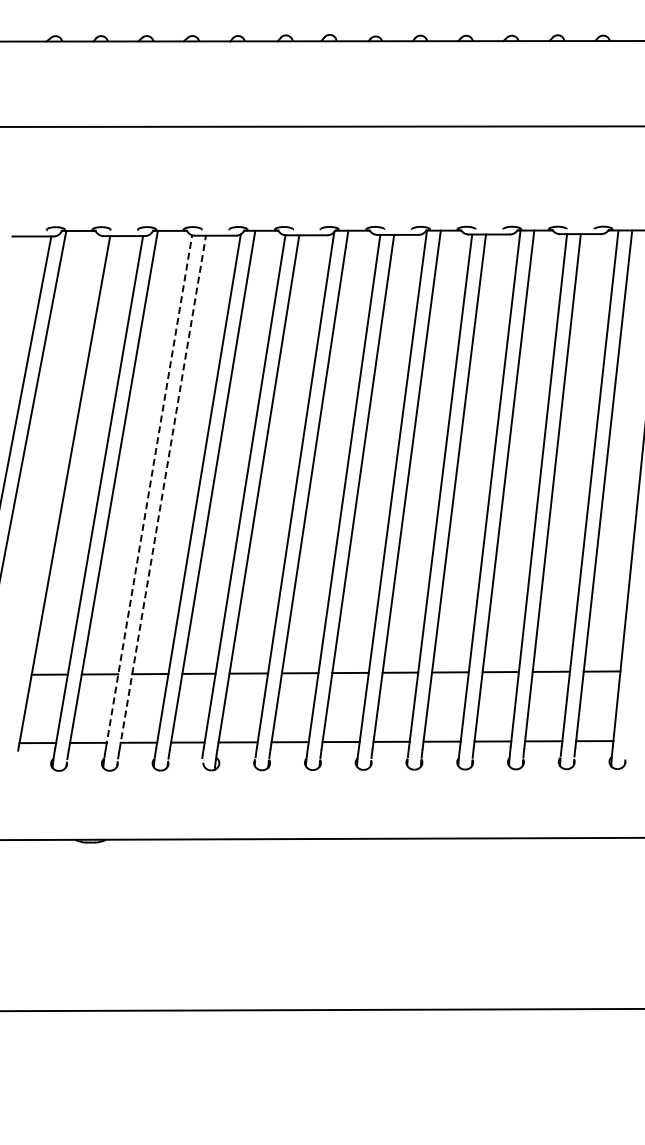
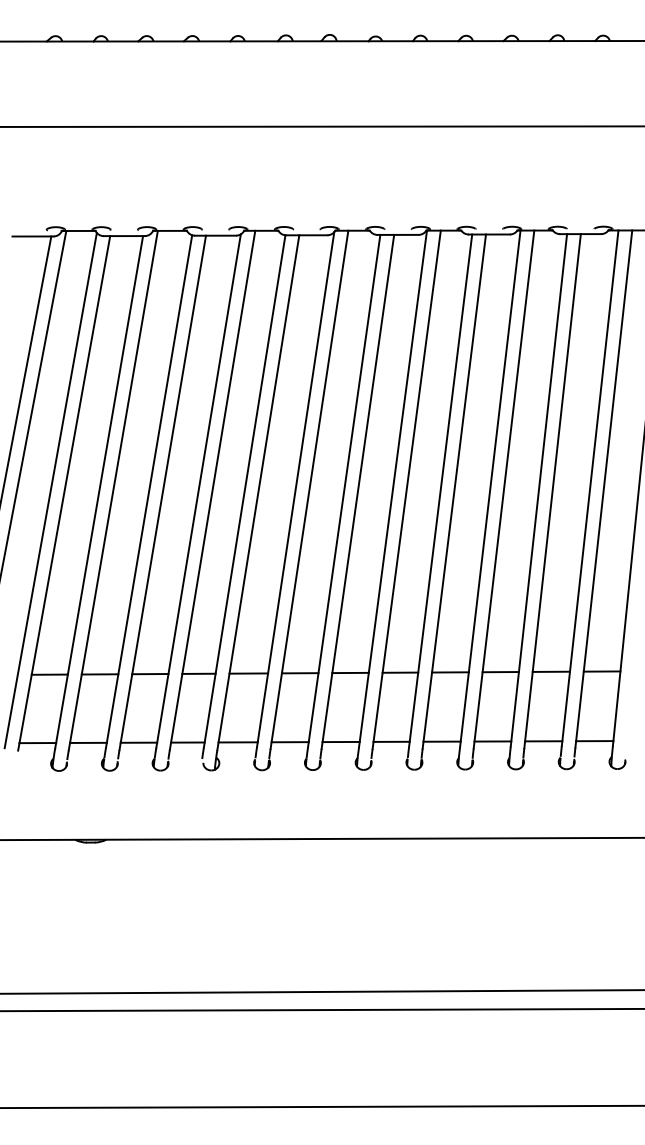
line: none -> present (50, 490)
line: dashed -> solid (149, 491)
line: dashed -> solid (162, 492)
line: none -> present (321, 991)
line: none -> present (321, 1106)
